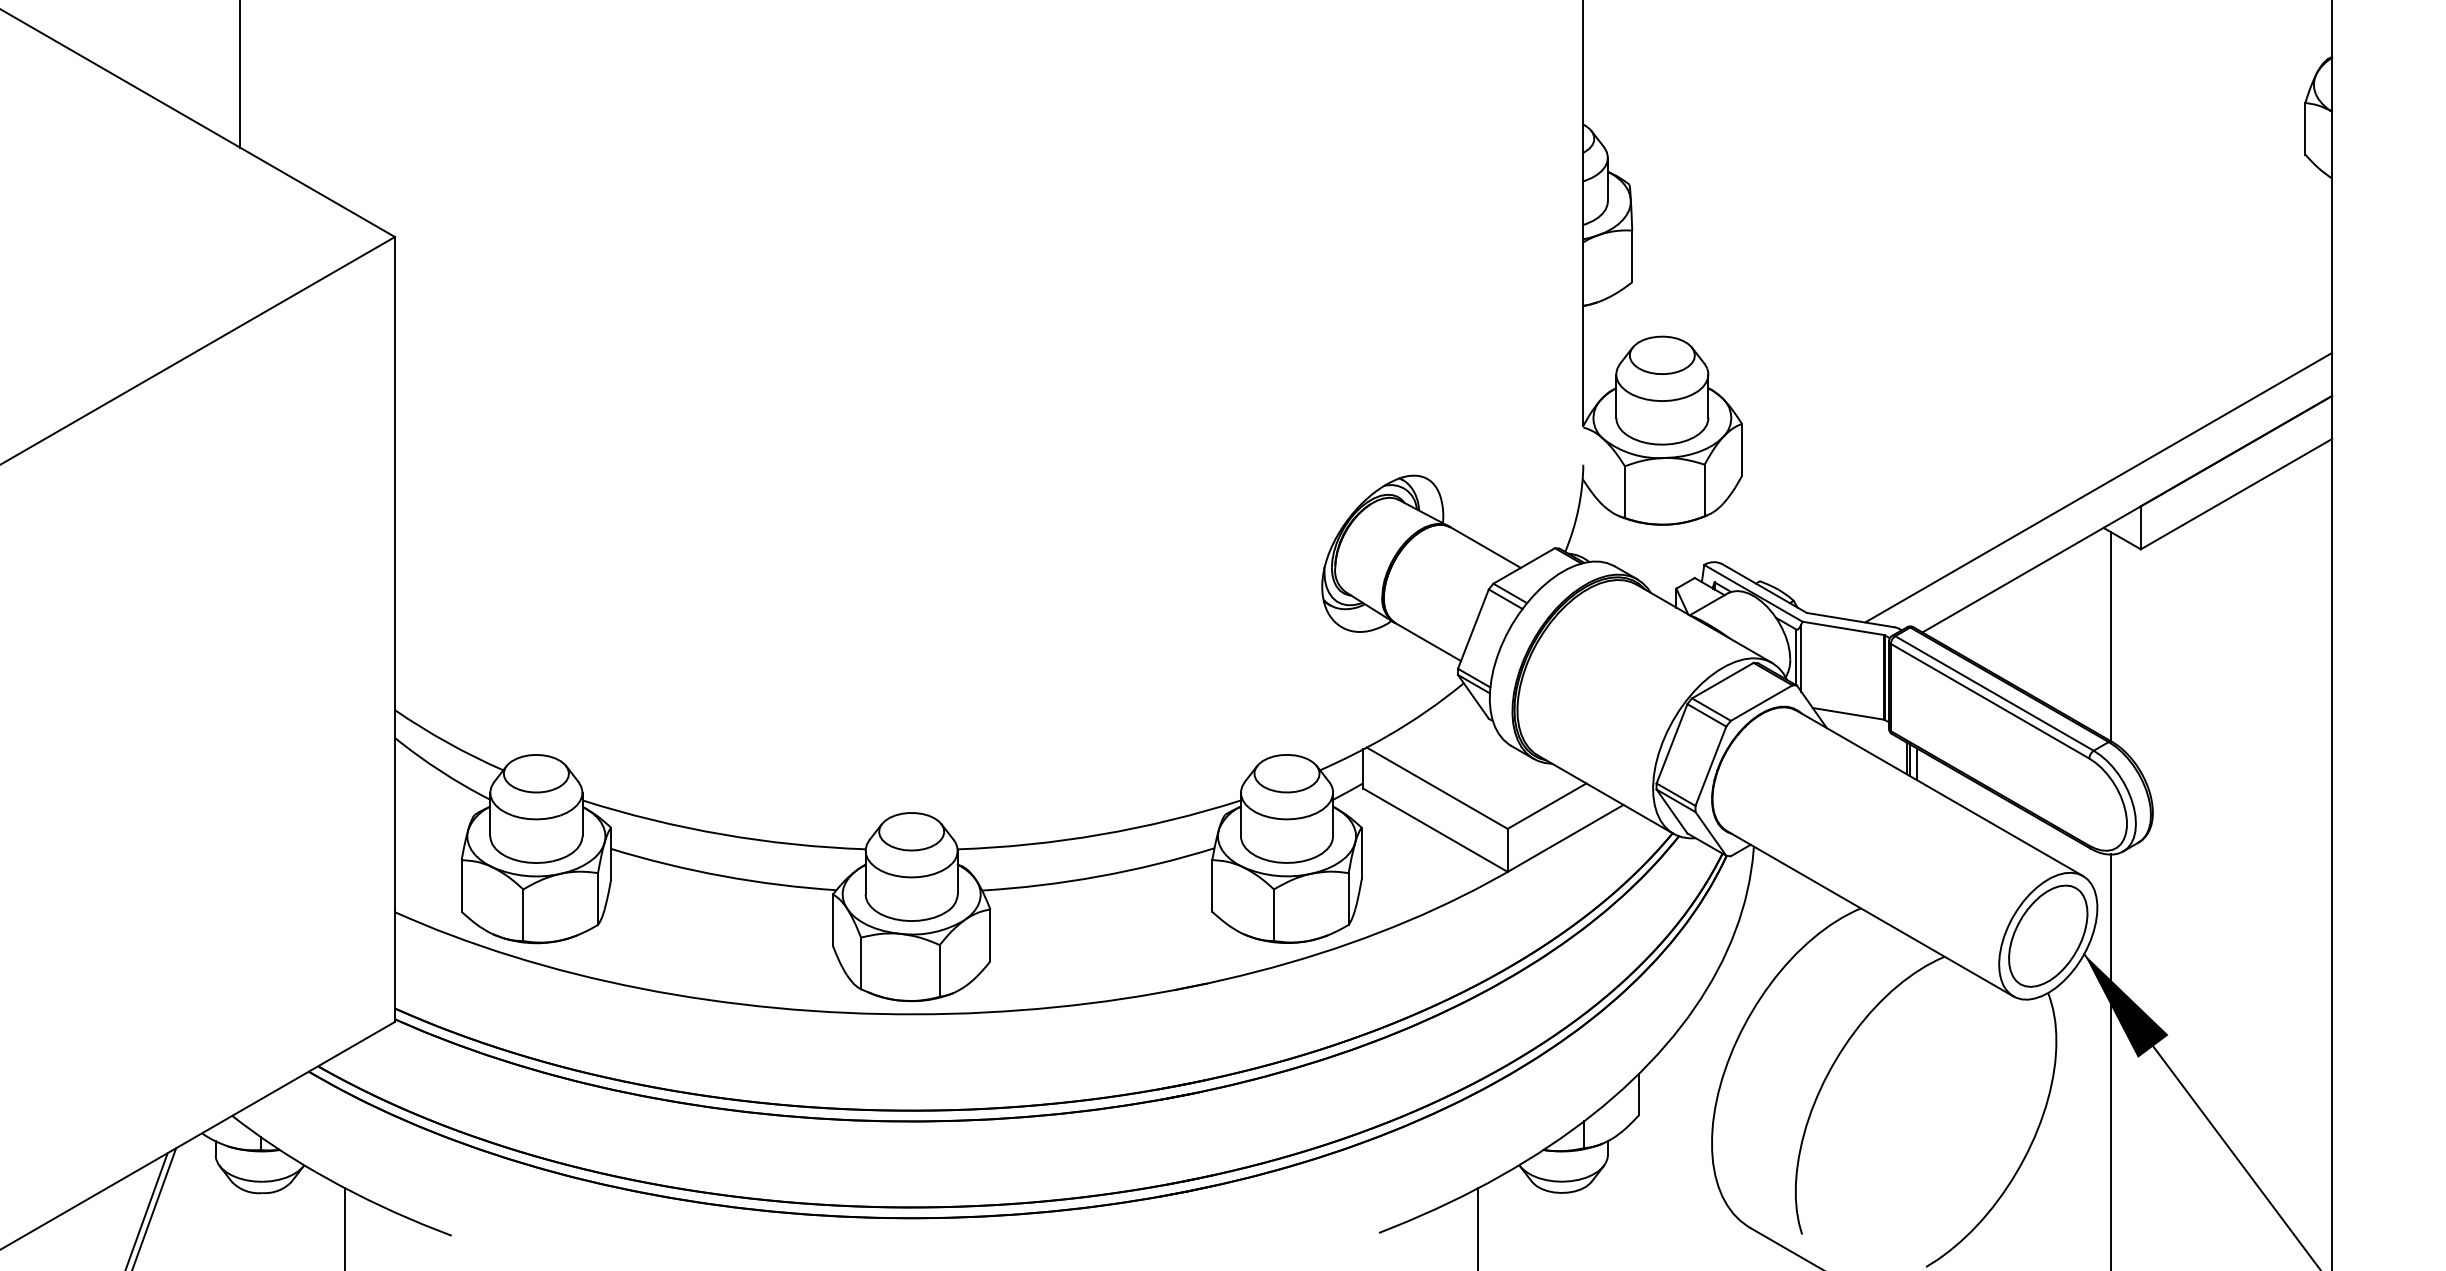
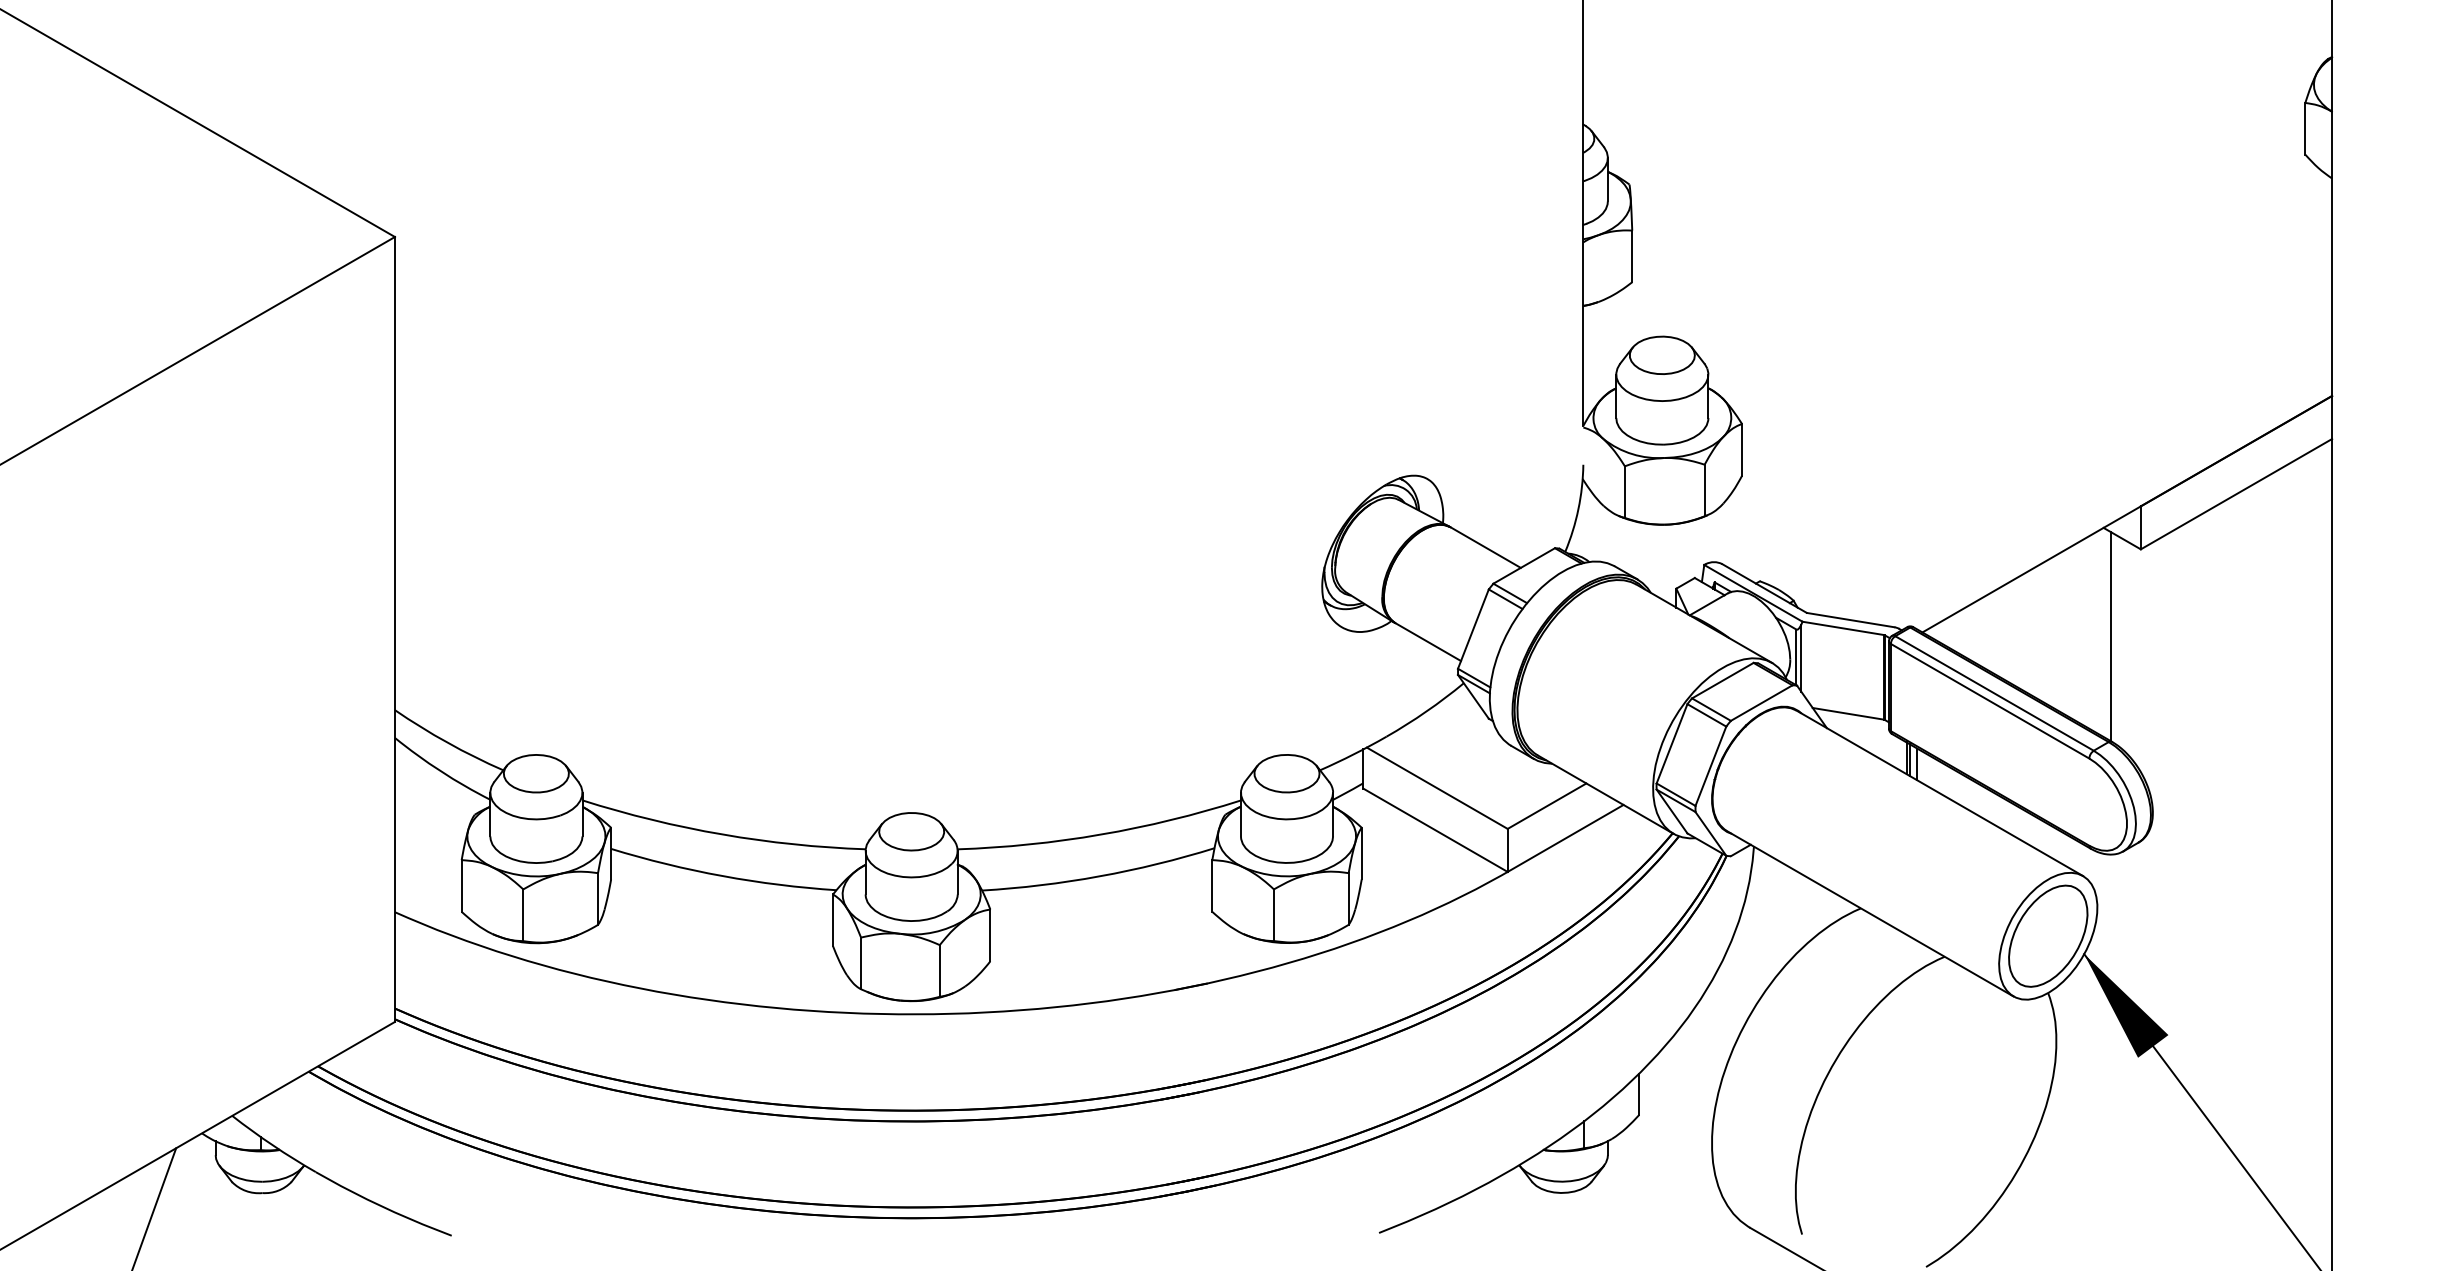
line: present -> none (240, 74)
line: present -> none (2098, 487)
line: present -> none (2111, 1060)
line: present -> none (146, 1210)
line: present -> none (345, 1227)
line: present -> none (1477, 1227)
